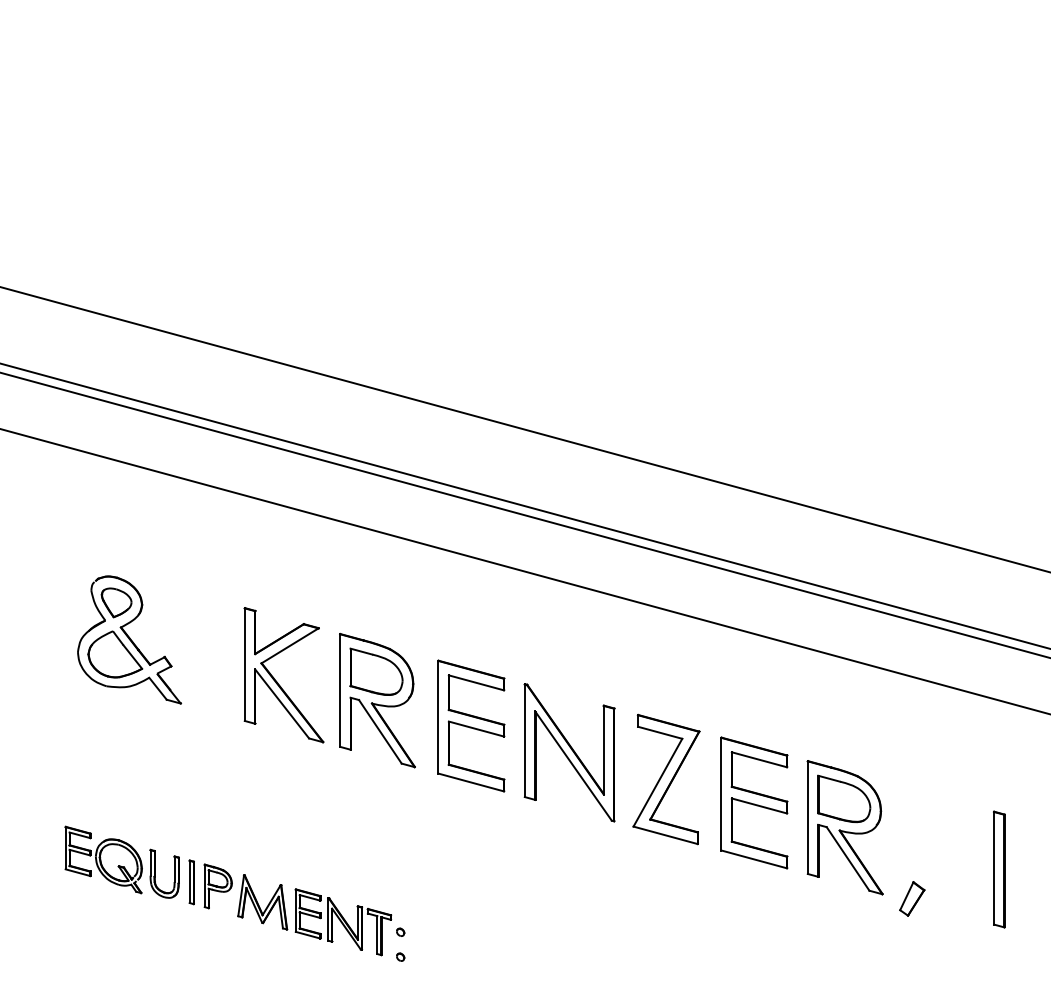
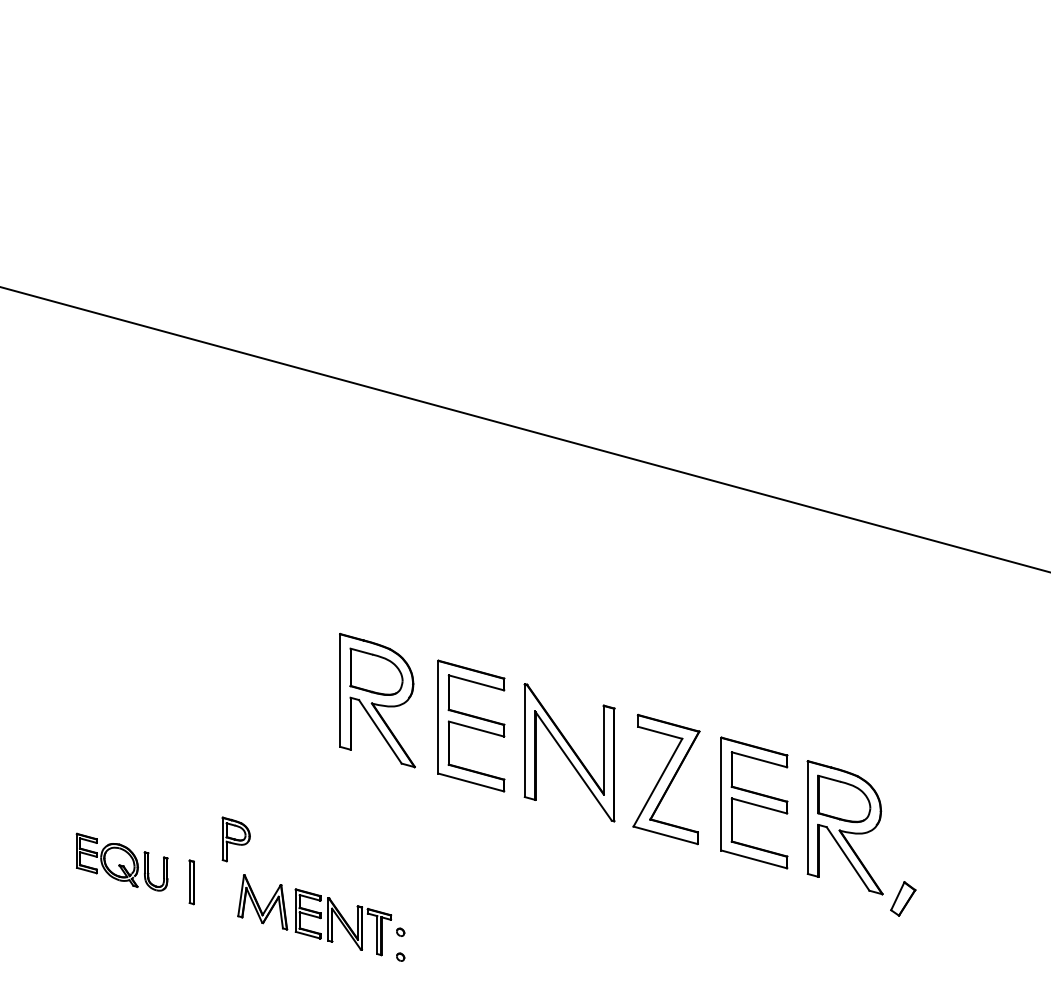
line: present -> none (524, 506)
line: present -> none (524, 515)
line: present -> none (524, 571)
part: present -> none (129, 639)
part: present -> none (277, 681)
part size: 116x74 px -> 94x60 px (121, 861)
part: present -> none (999, 869)
part position: (217, 886) -> (235, 839) (235, 839)
part position: (912, 898) -> (903, 898) (903, 898)
